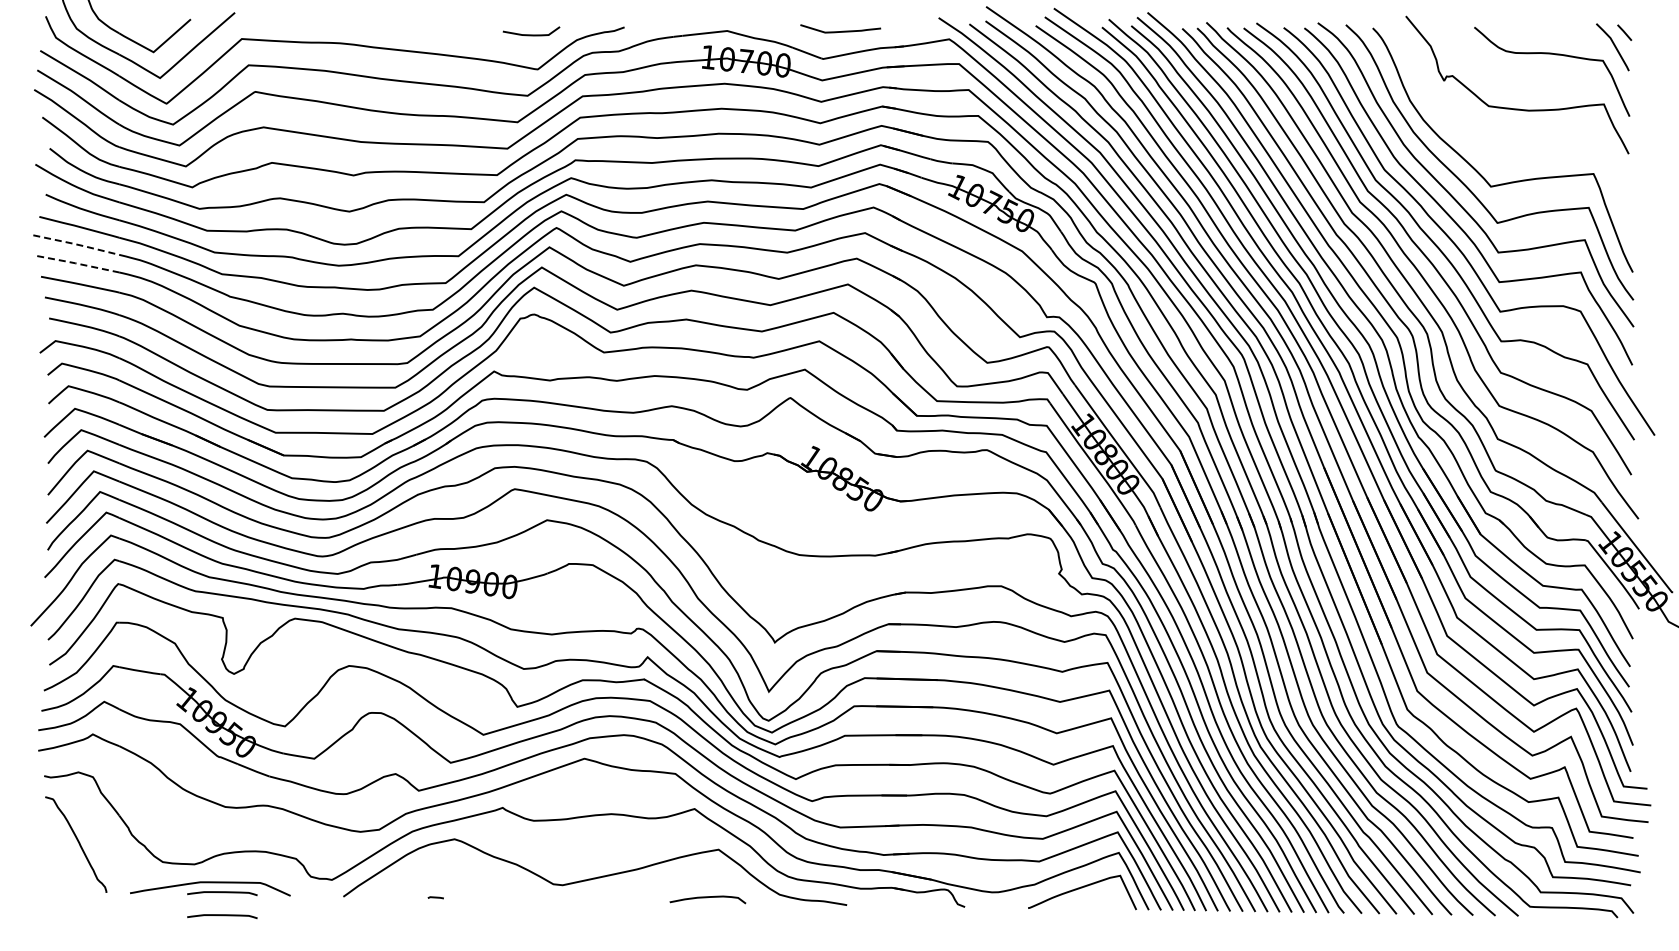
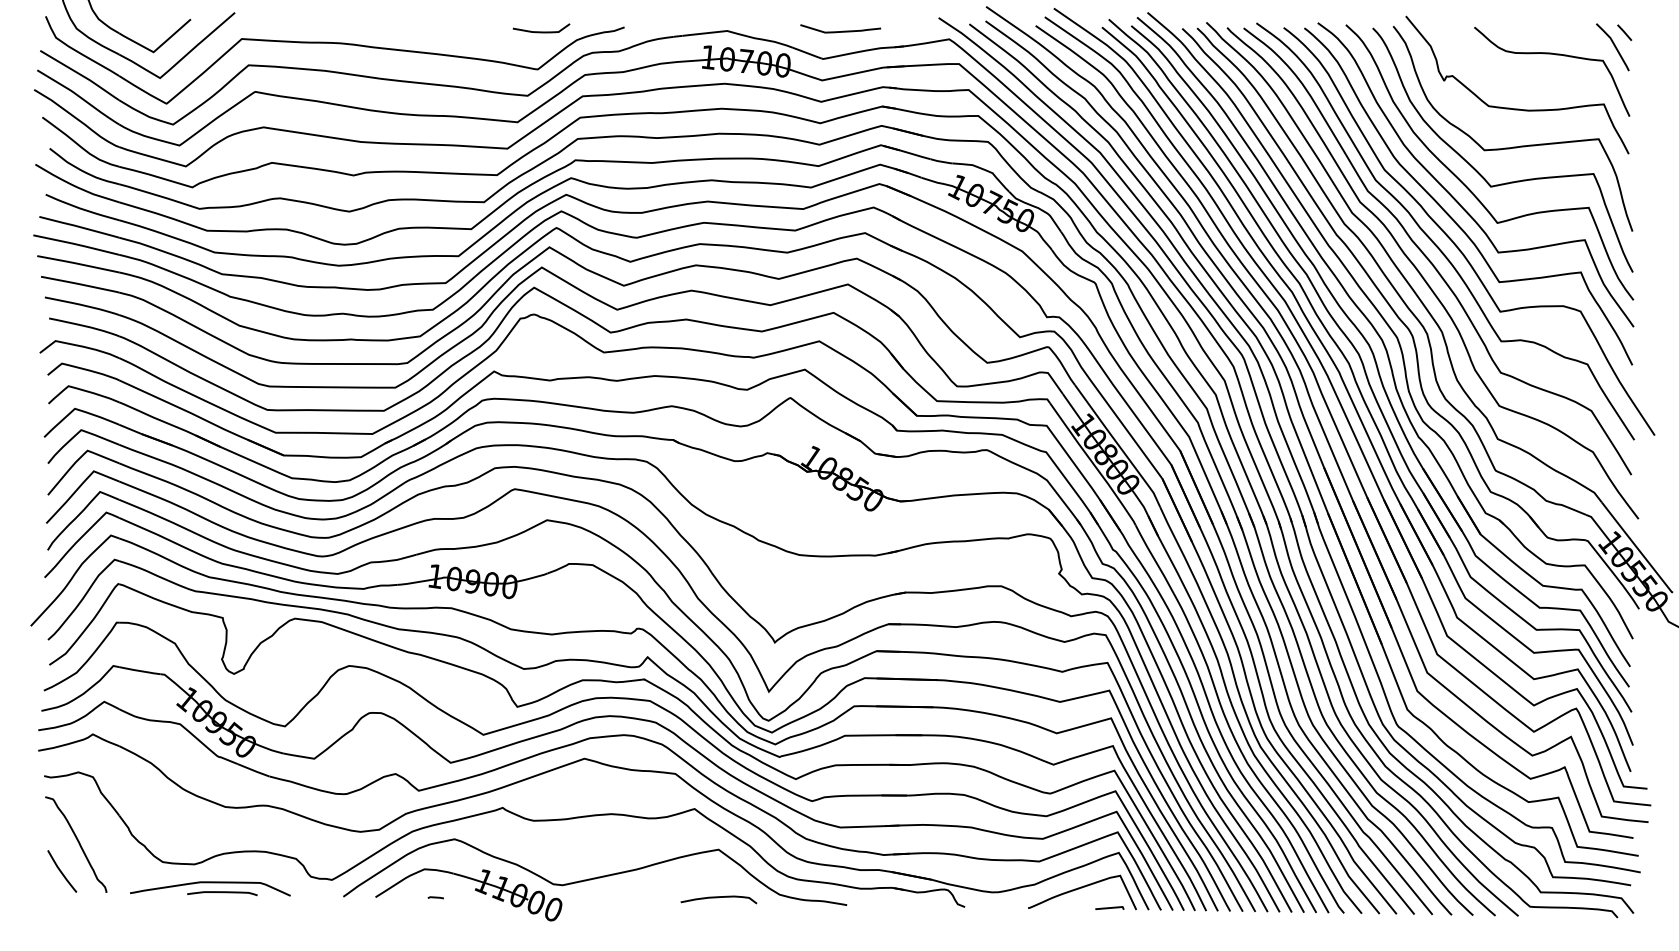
curve position: (531, 34) -> (541, 31) (541, 31)
curve: none -> present (1513, 146)
line: dashed -> solid (77, 244)
line: dashed -> solid (77, 263)
curve: none -> present (61, 871)
part: none -> present (474, 890)
curve position: (707, 898) -> (718, 898) (718, 898)
line: none -> present (1109, 907)
curve: present -> none (222, 916)
